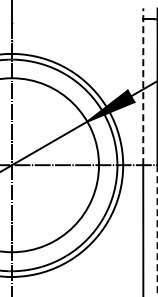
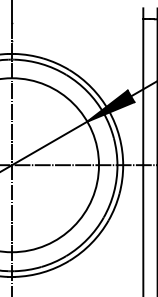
line: dashed -> solid (143, 86)
line: dashed -> solid (157, 231)
